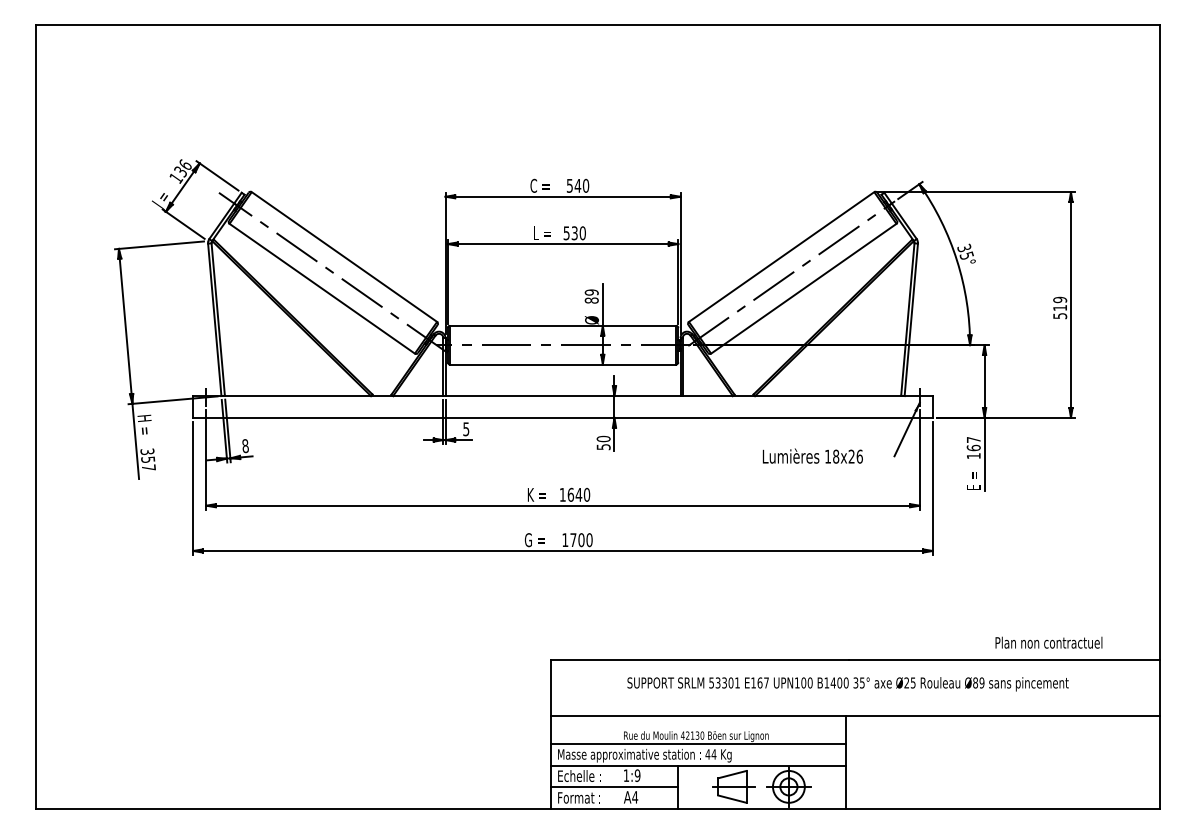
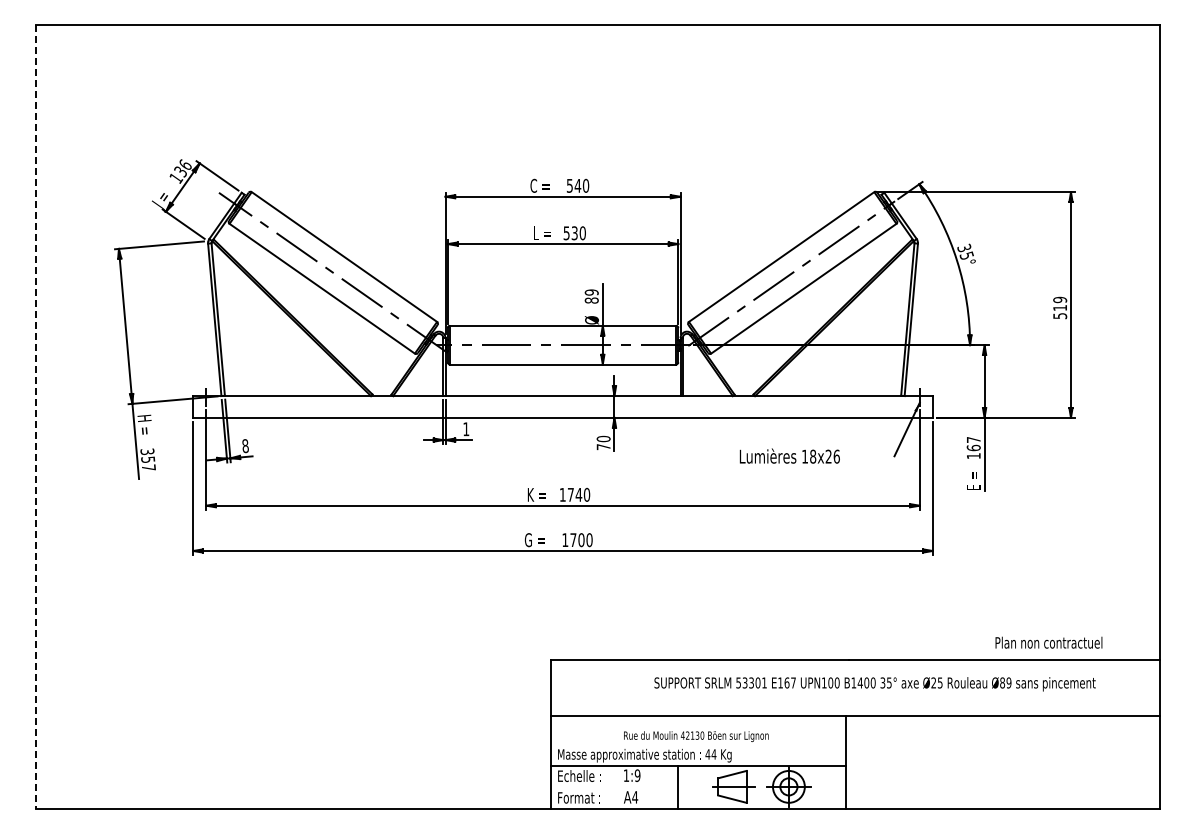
line: solid -> dashed (36, 417)
text: 5 -> 1 (466, 429)
text: 50 -> 70 (603, 447)
text position: (812, 455) -> (789, 455) (789, 455)
text: 1640 -> 1740 (570, 494)
text position: (847, 684) -> (874, 684) (874, 684)
line: present -> none (697, 744)
line: present -> none (614, 787)
